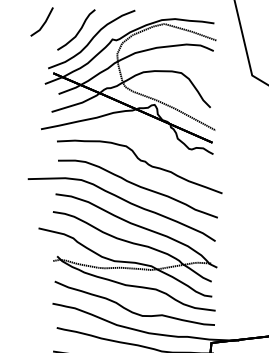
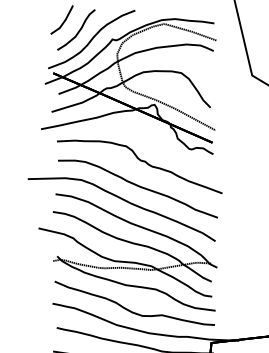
line position: (43, 23) -> (63, 21) (63, 21)
